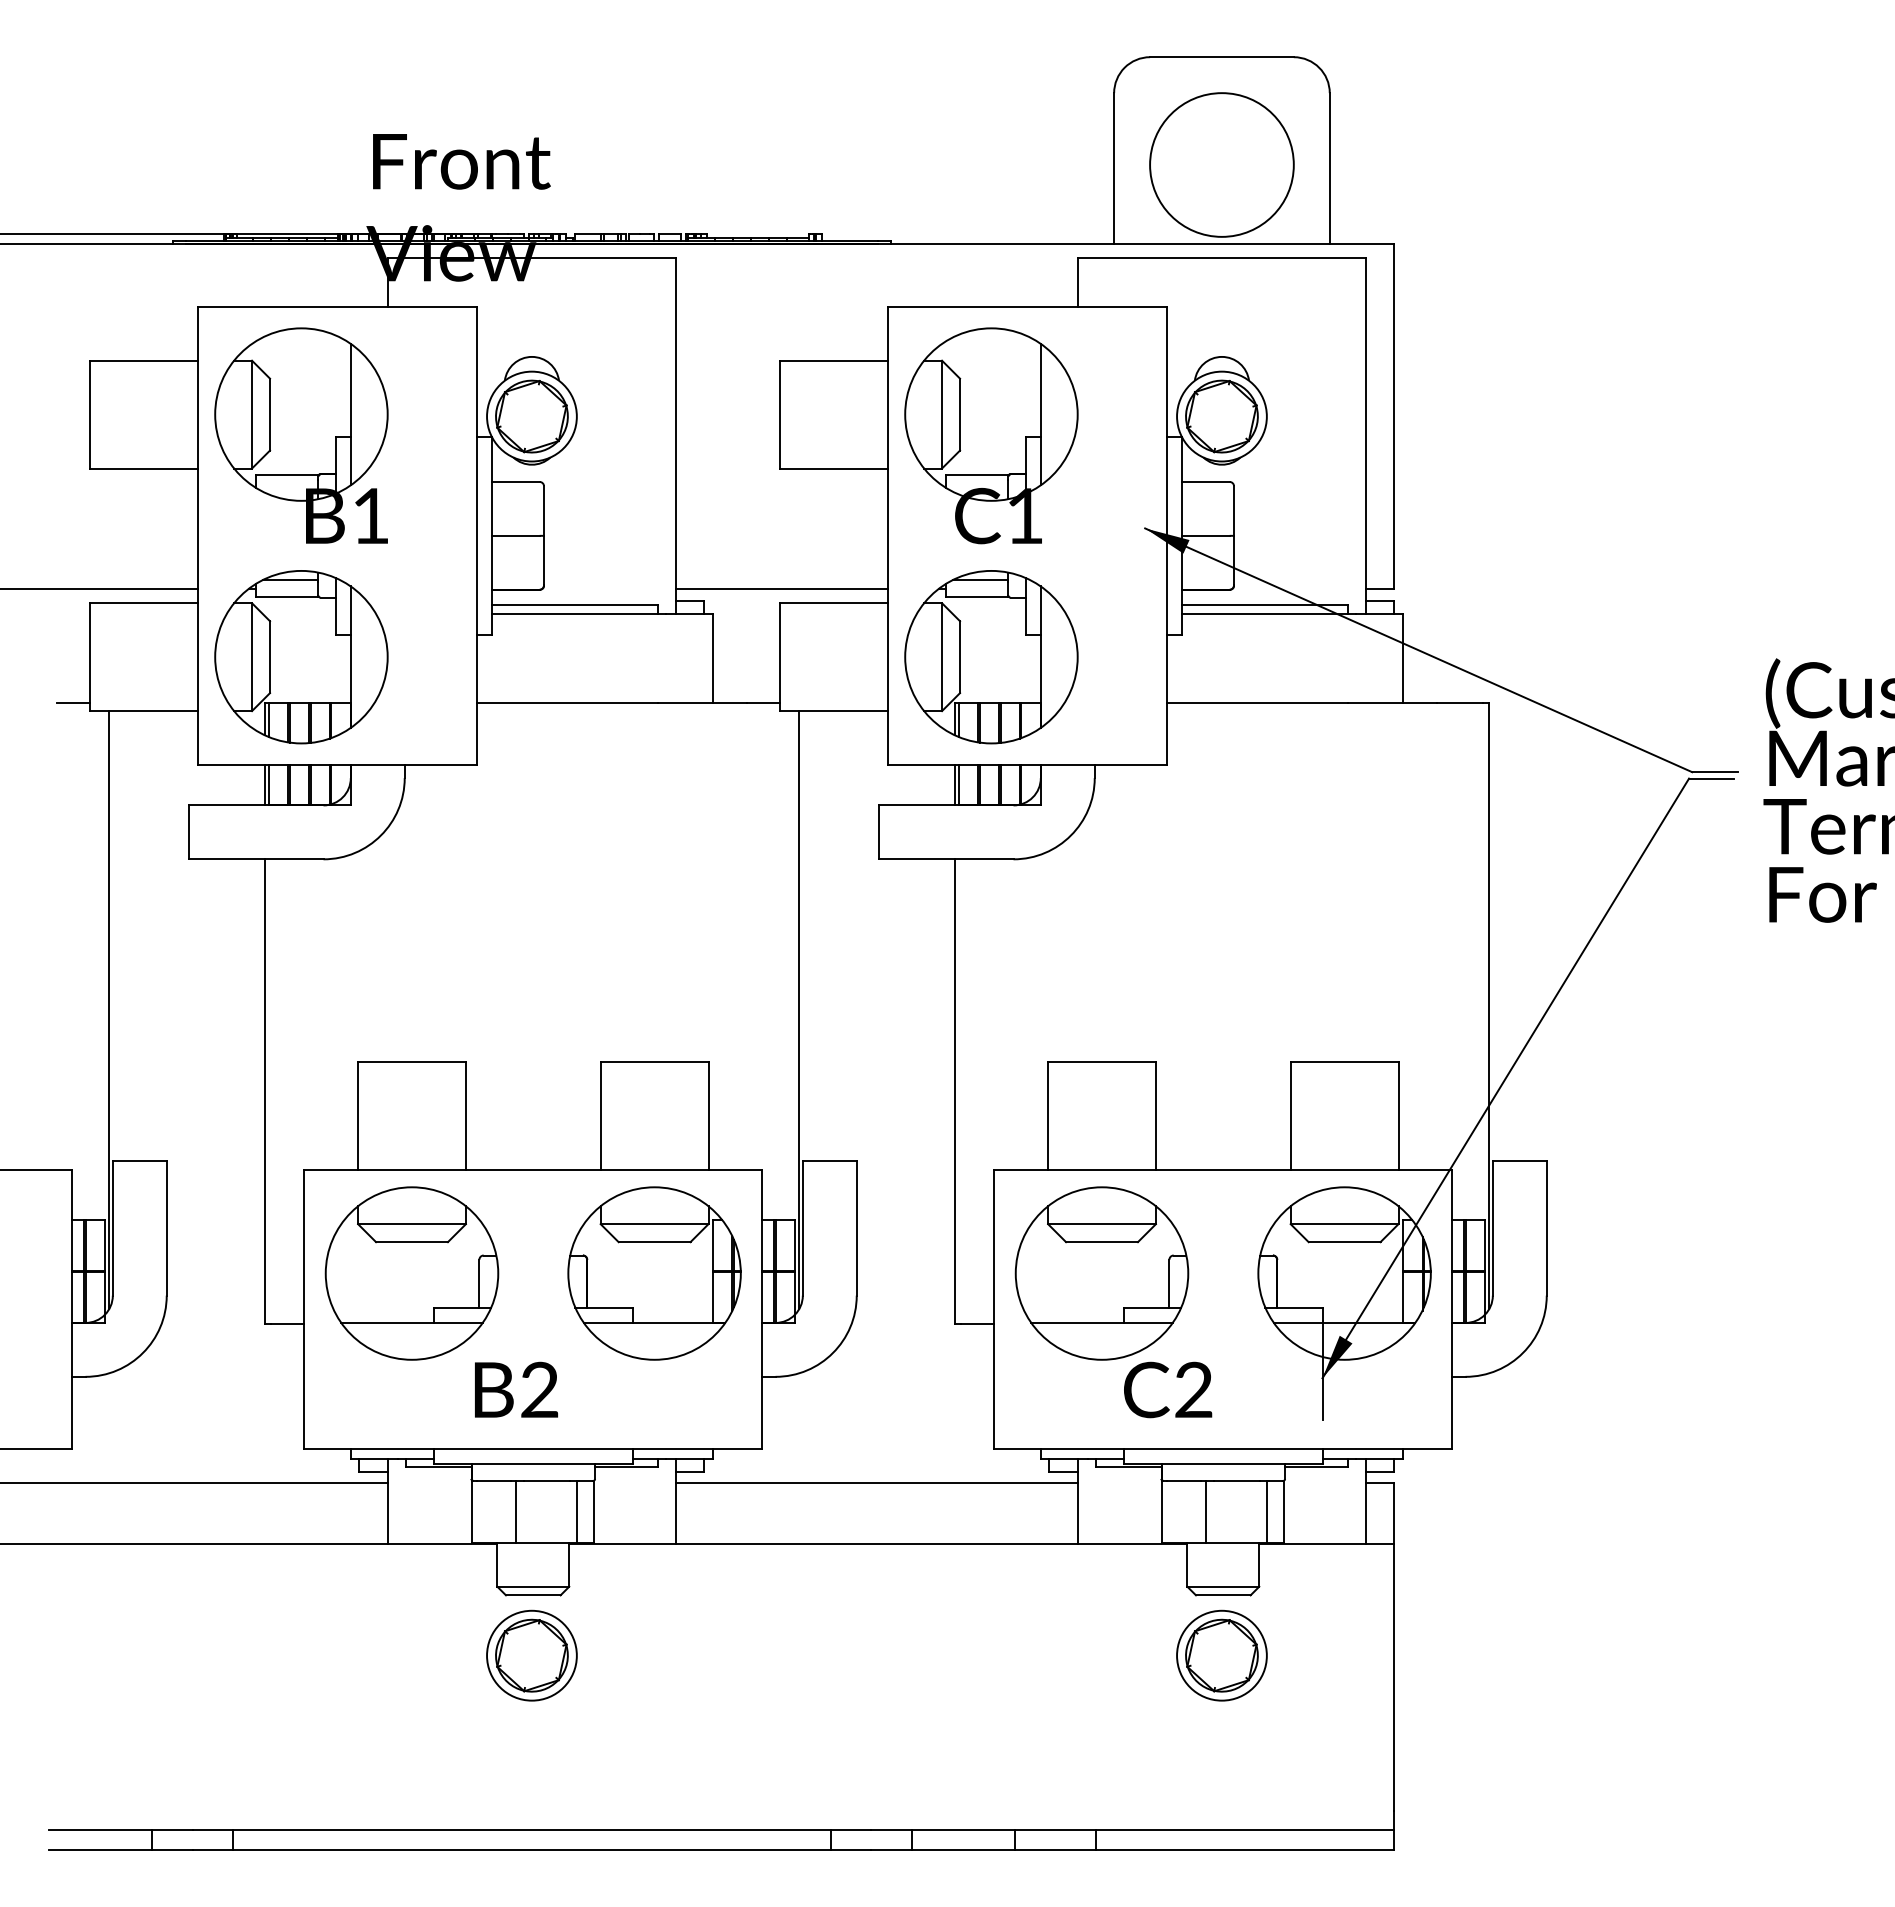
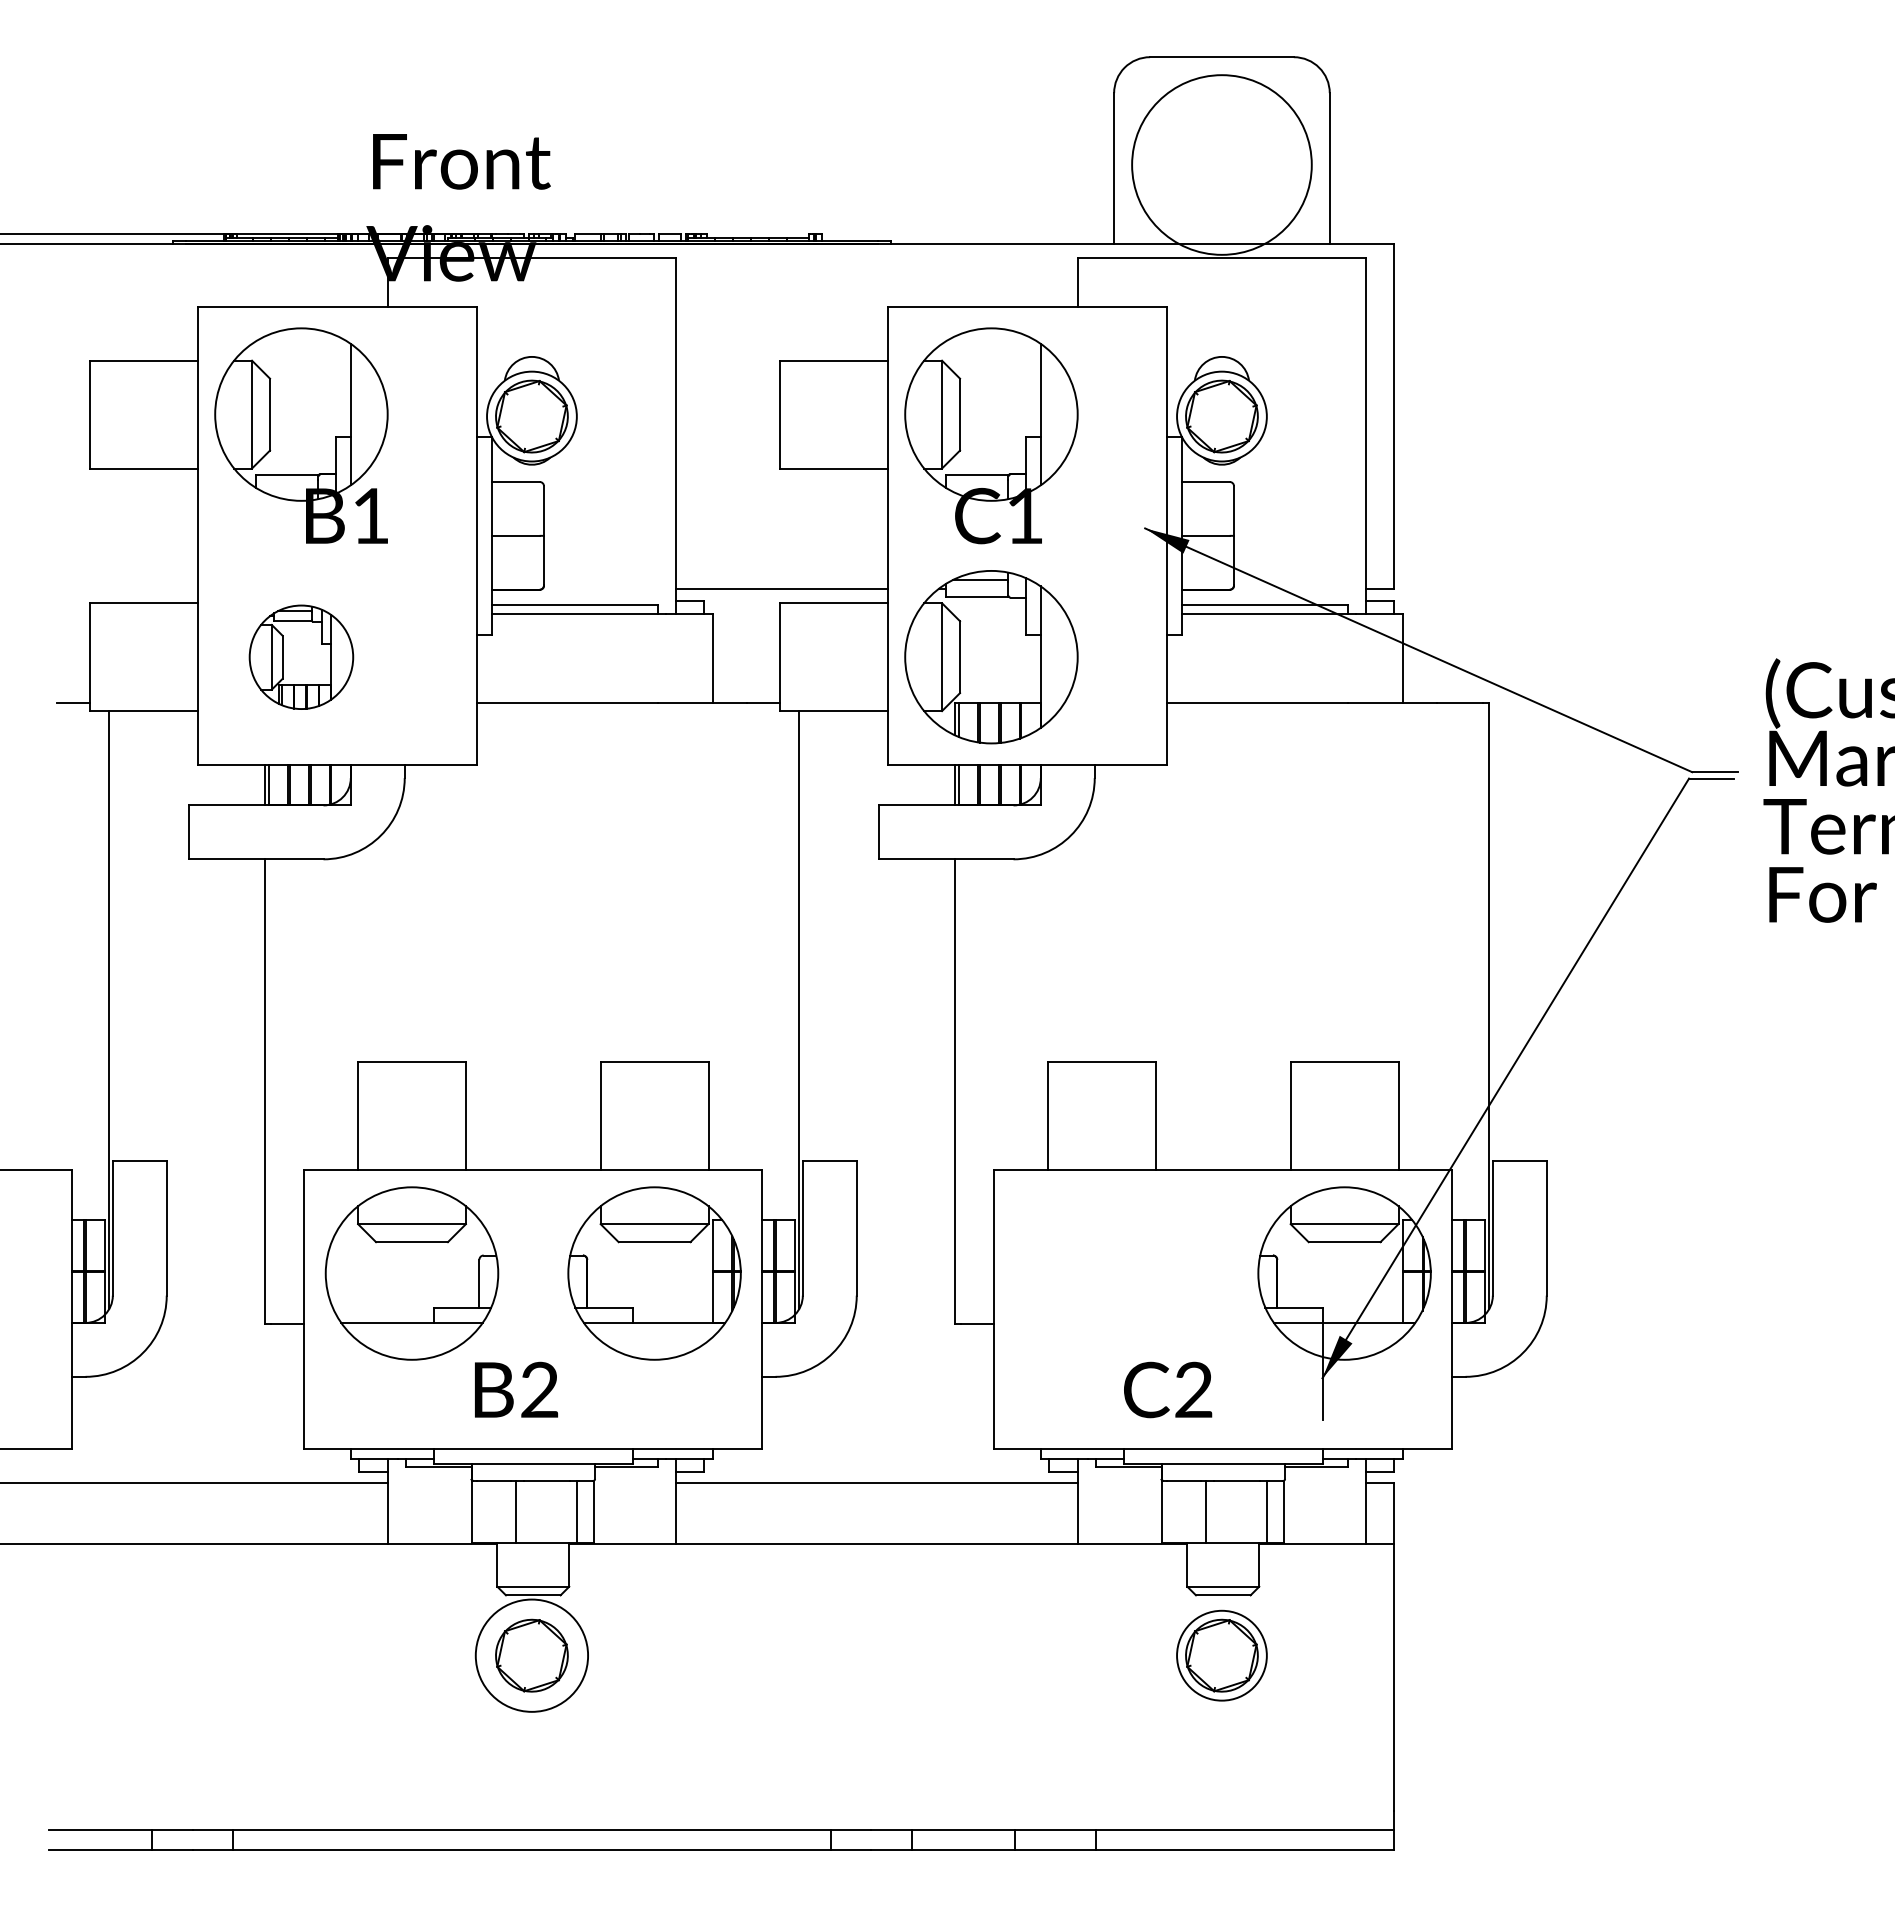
circle diameter: 144 px -> 180 px (1221, 164)
line: present -> none (100, 589)
part size: 175x175 px -> 107x106 px (301, 656)
part: present -> none (1101, 1273)
circle diameter: 90 px -> 112 px (531, 1655)
